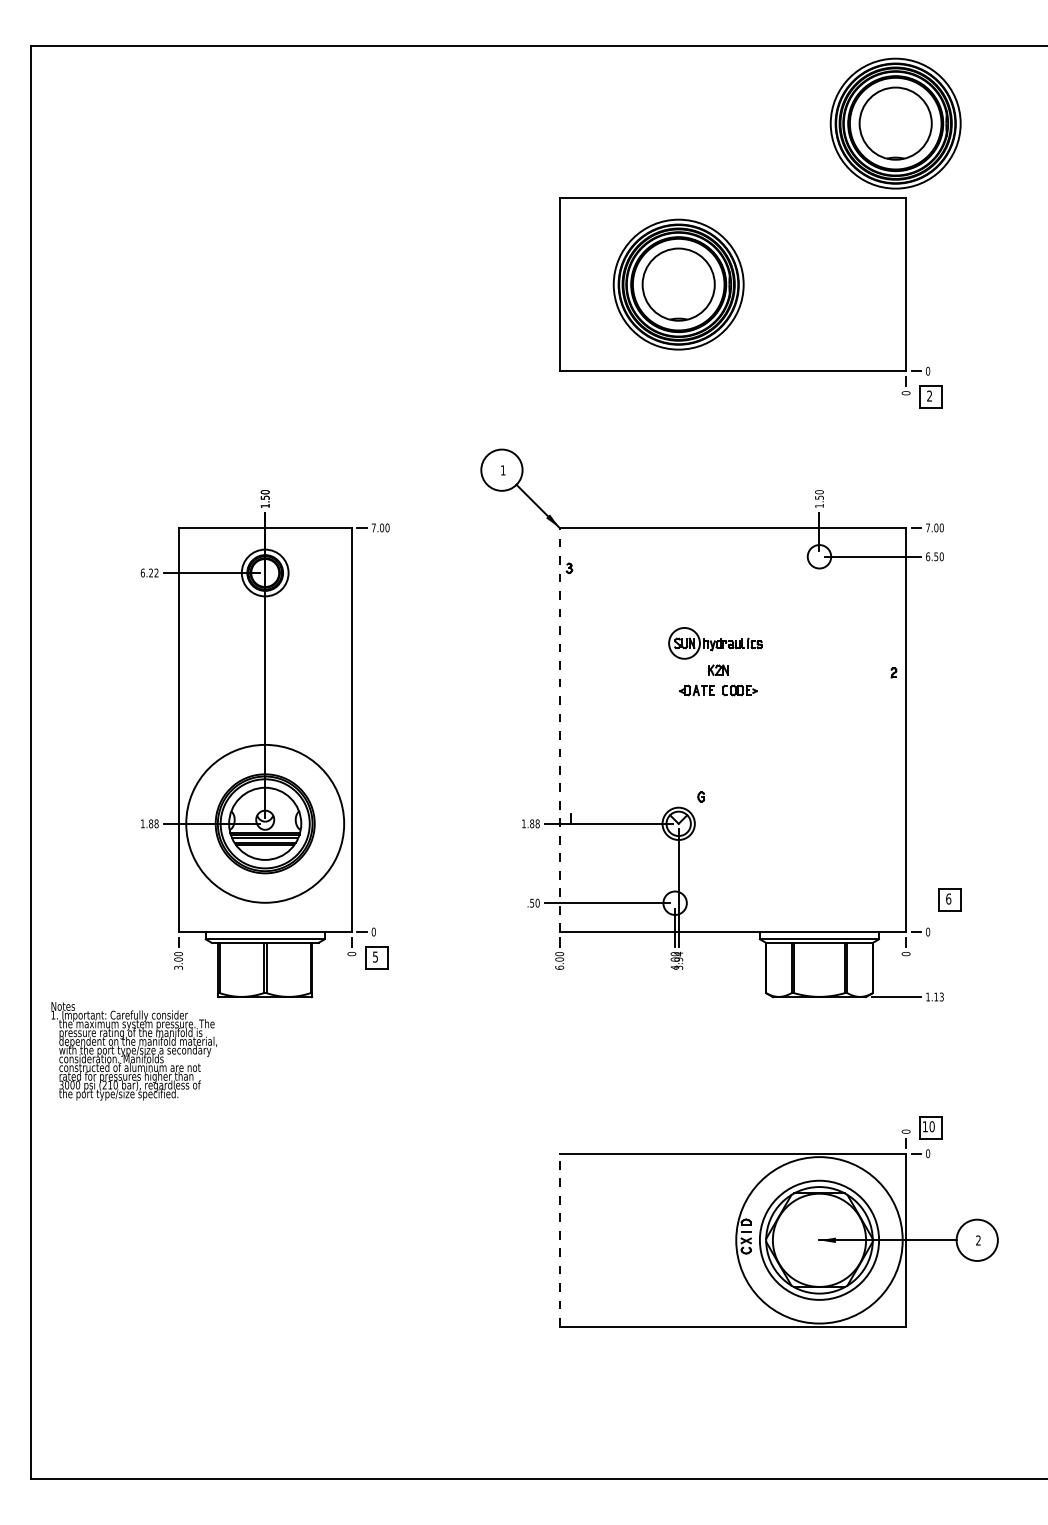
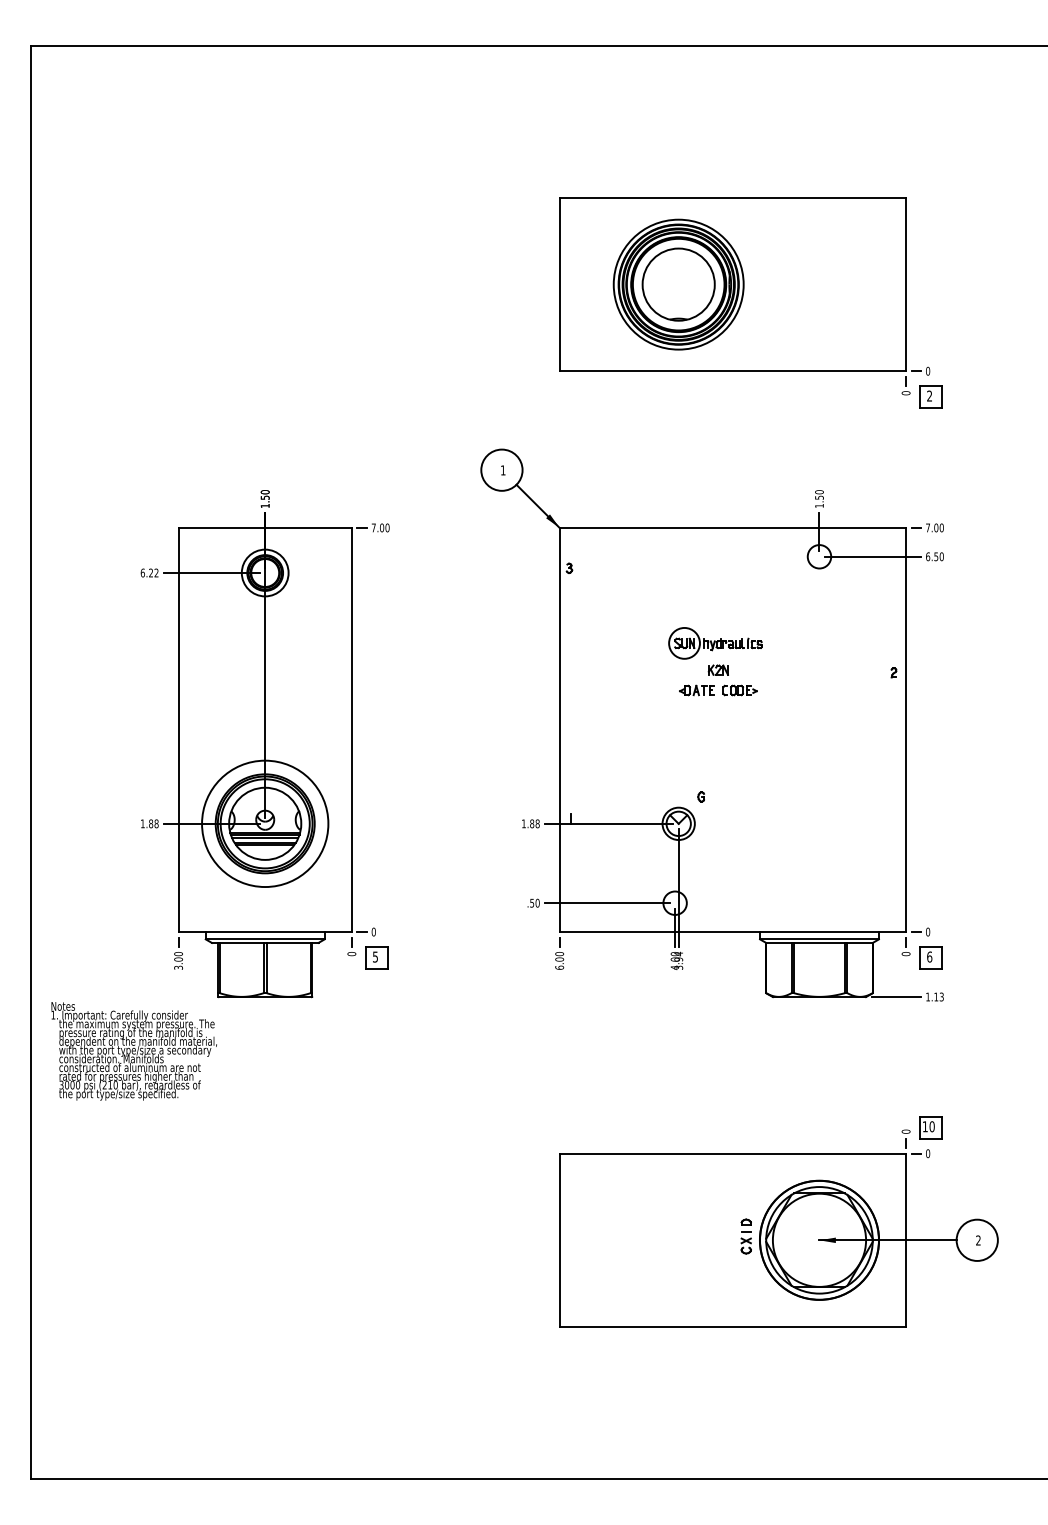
part: present -> none (895, 123)
line: dashed -> solid (559, 729)
circle diameter: 158 px -> 126 px (265, 823)
part position: (949, 899) -> (930, 957) (930, 957)
line: dashed -> solid (559, 1240)
circle diameter: 166 px -> 119 px (819, 1239)
